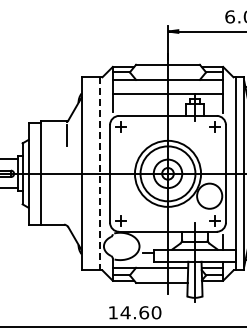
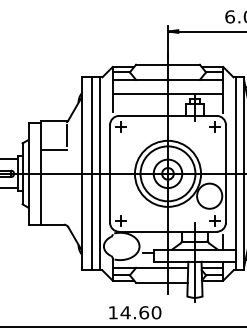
line: none -> present (53, 150)
line: none -> present (91, 173)
line: dashed -> solid (99, 173)
